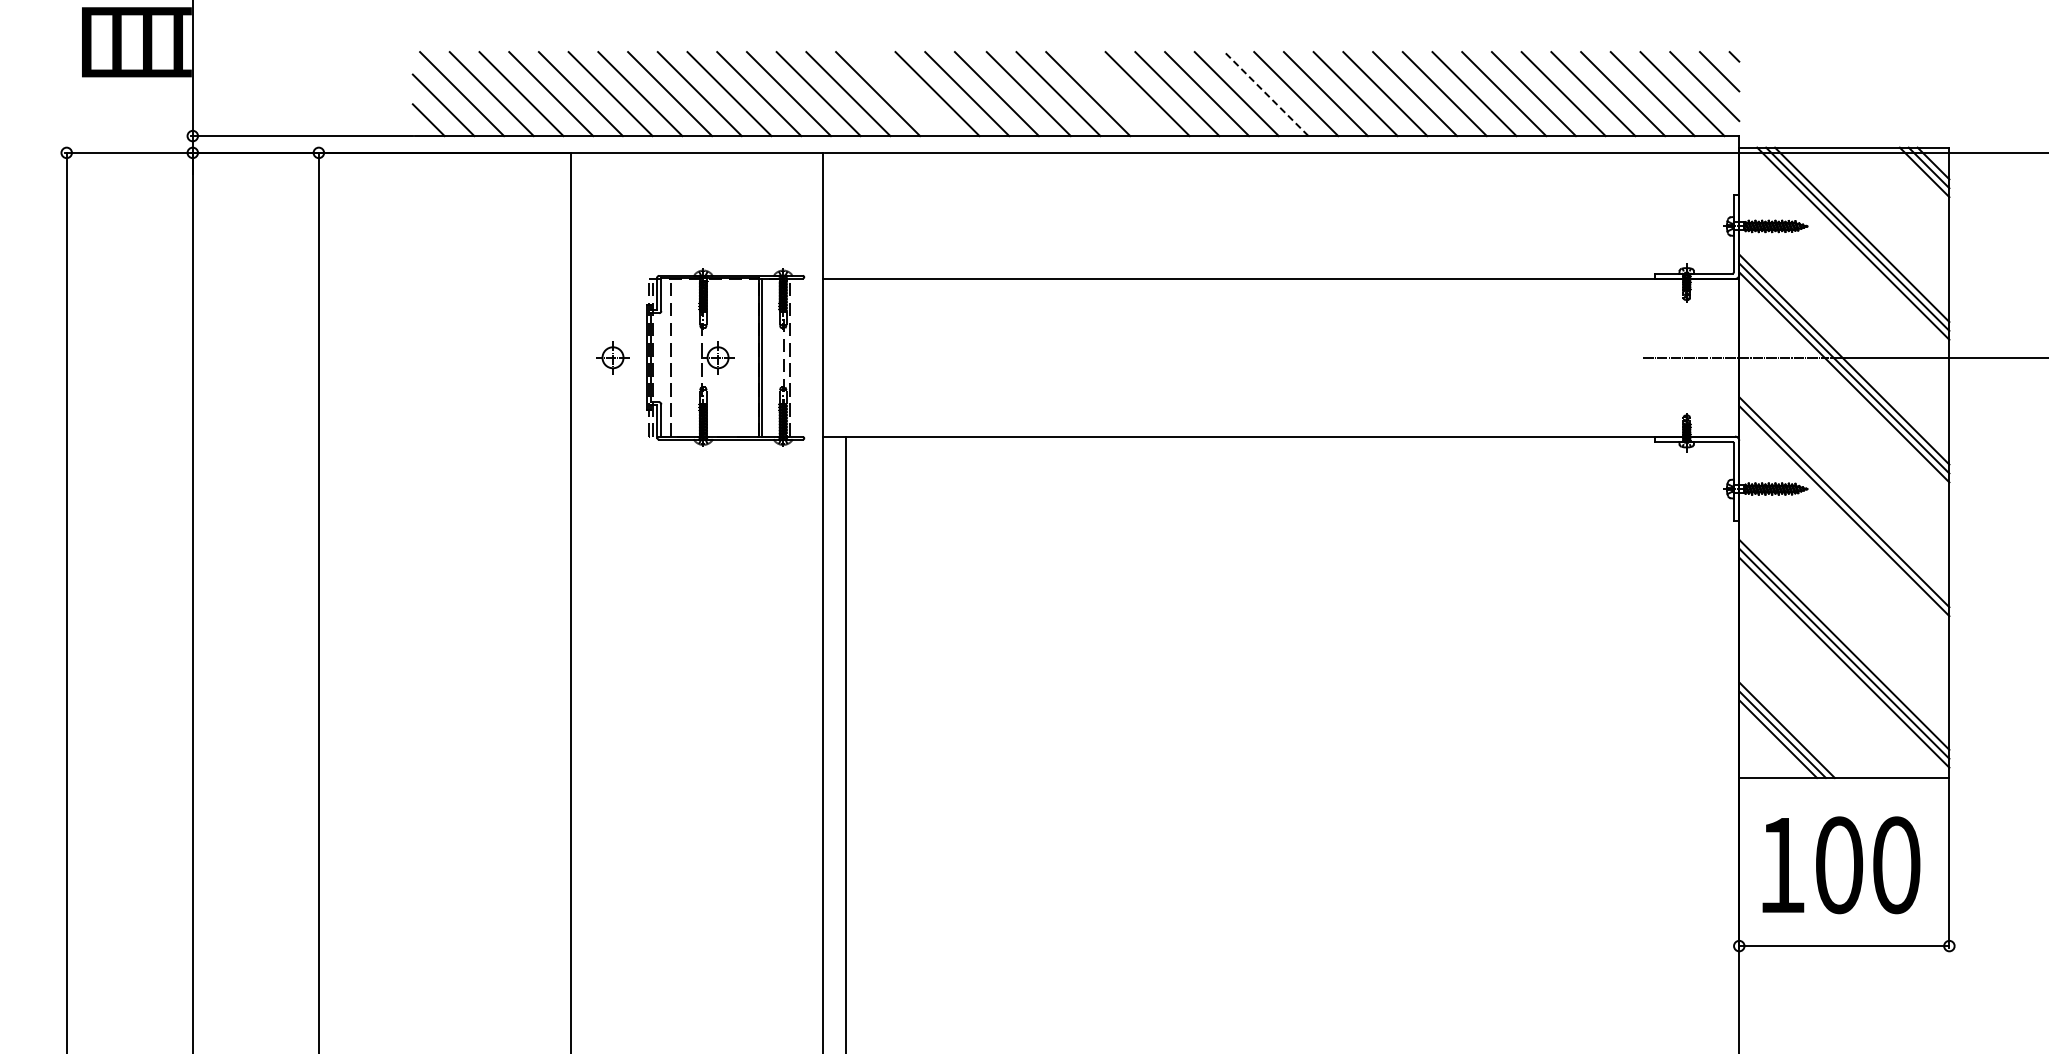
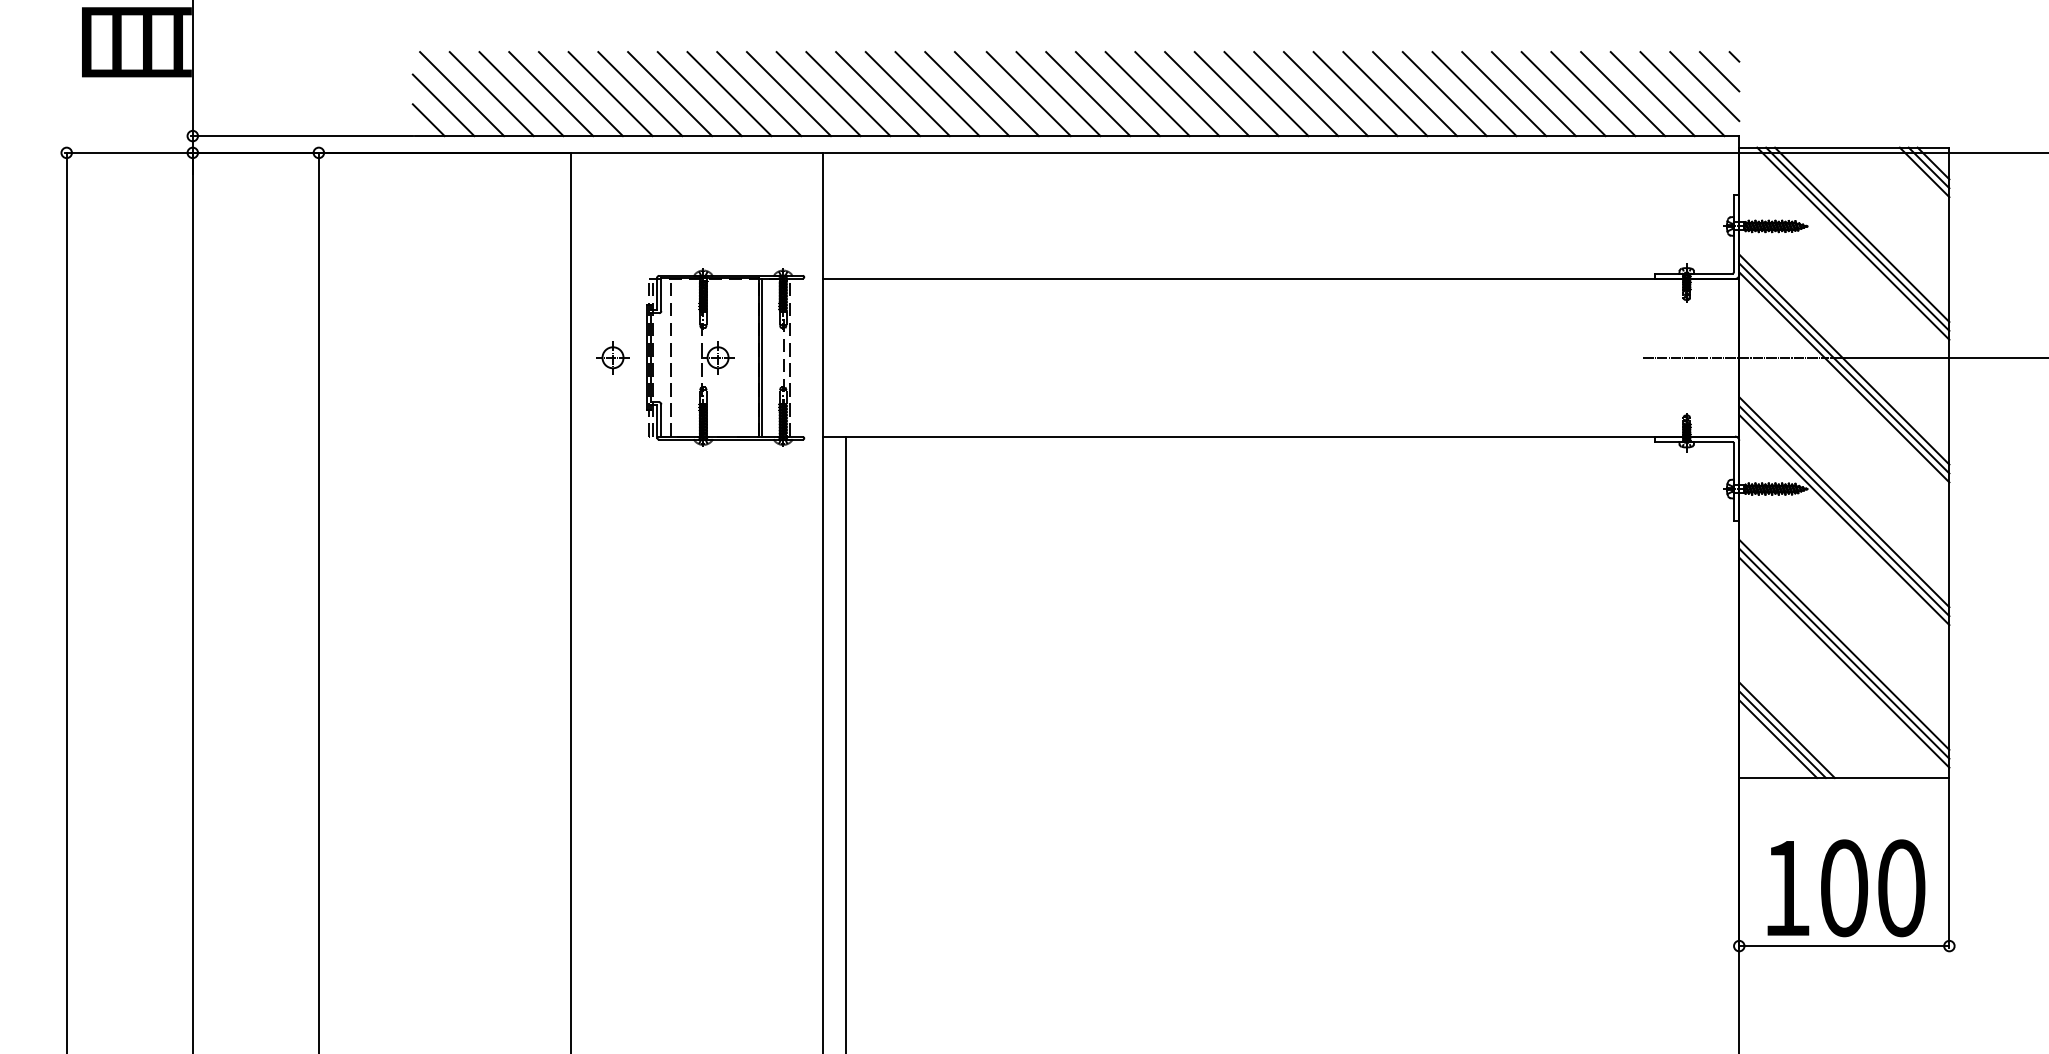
line: dashed -> solid (1266, 93)
line: none -> present (907, 94)
line: none -> present (1117, 94)
line: none -> present (1844, 519)
text position: (1841, 865) -> (1846, 888) (1846, 888)
